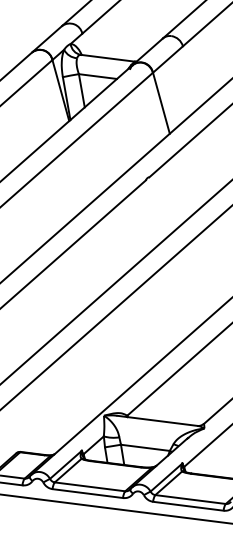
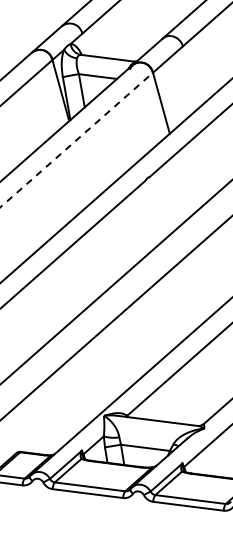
line: solid -> dashed (76, 140)
line position: (115, 307) -> (115, 318) (115, 318)
line: present -> none (115, 508)
